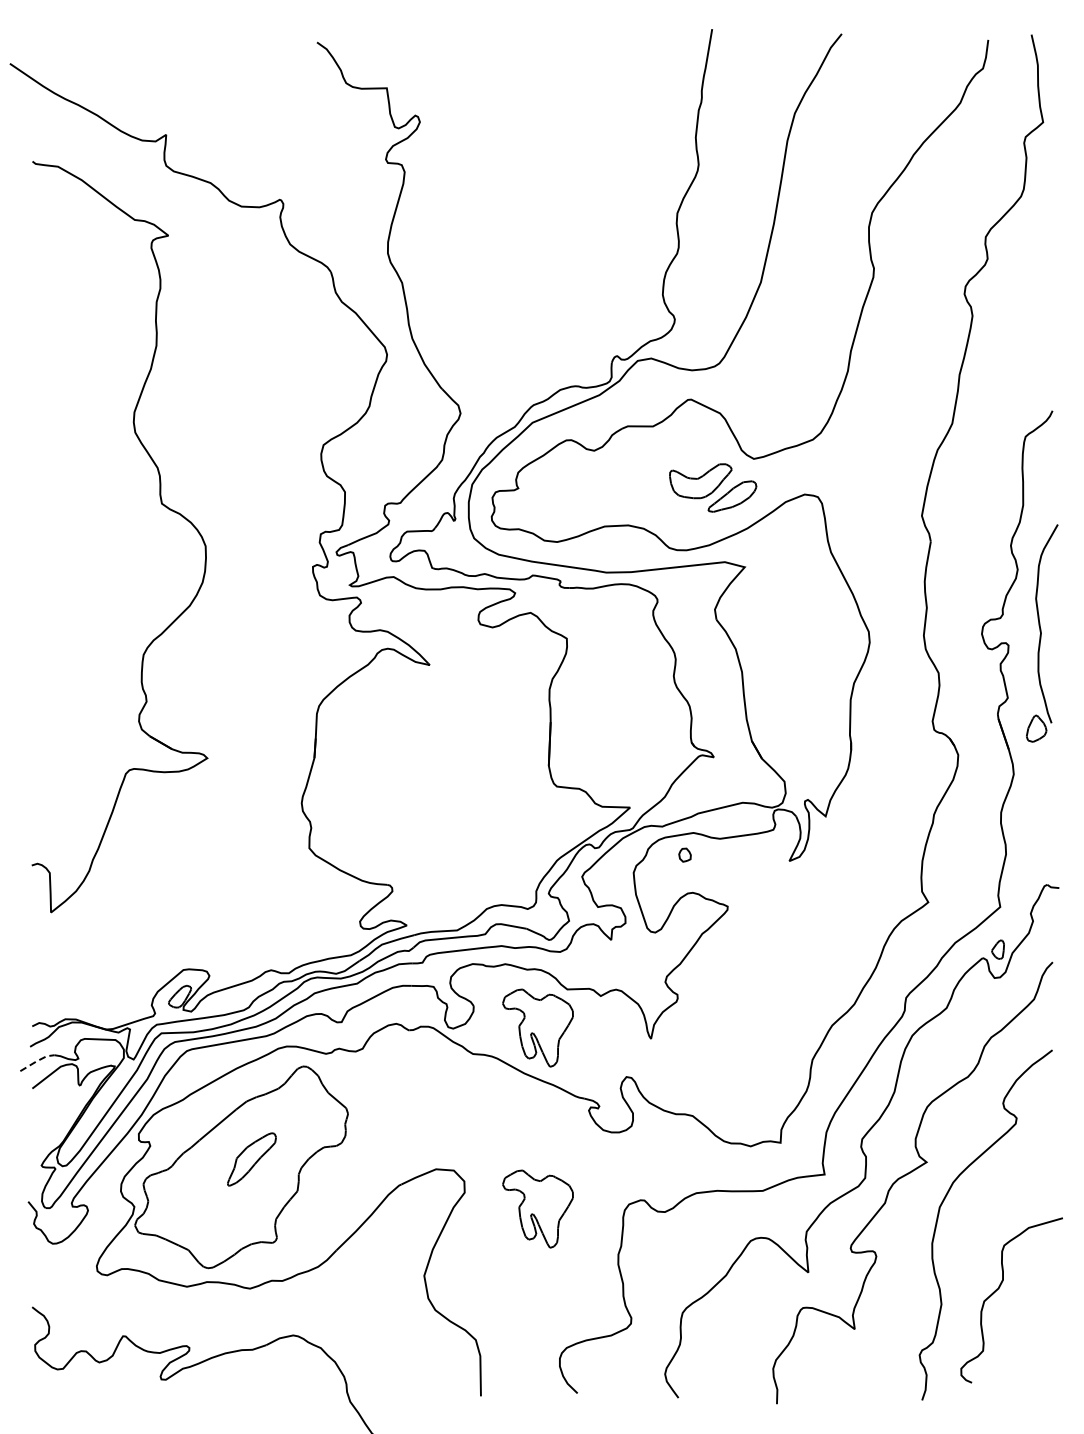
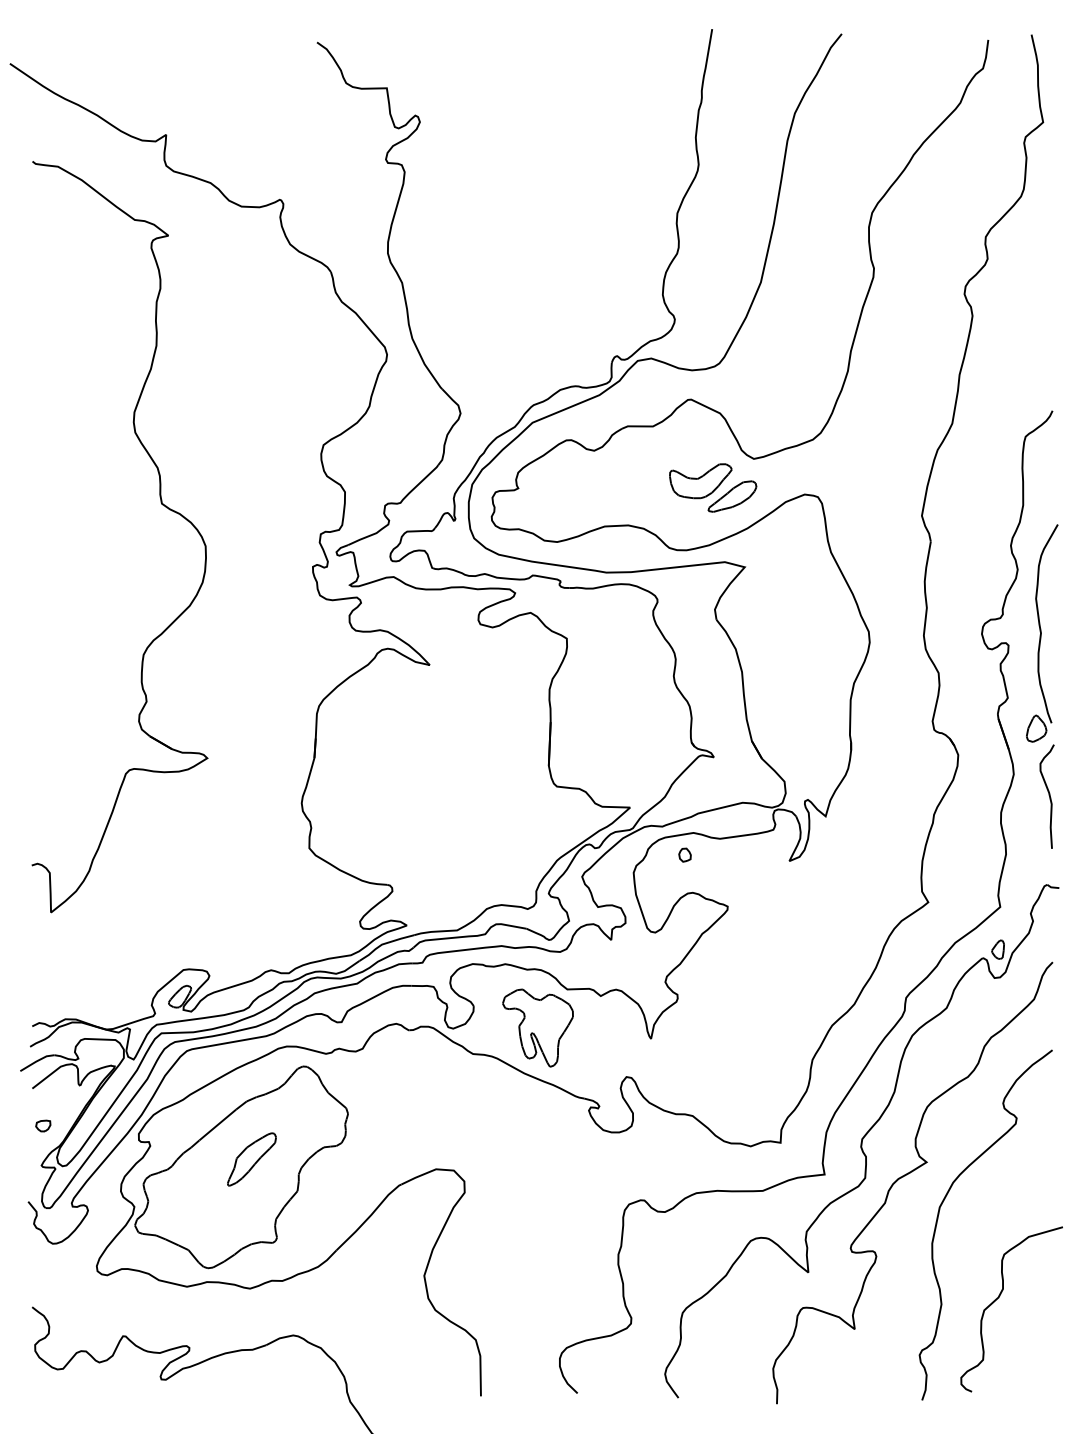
curve: none -> present (1048, 795)
line: dashed -> solid (37, 1061)
part: none -> present (43, 1125)
part: present -> none (537, 1208)
curve position: (999, 1288) -> (999, 1297) (999, 1297)
